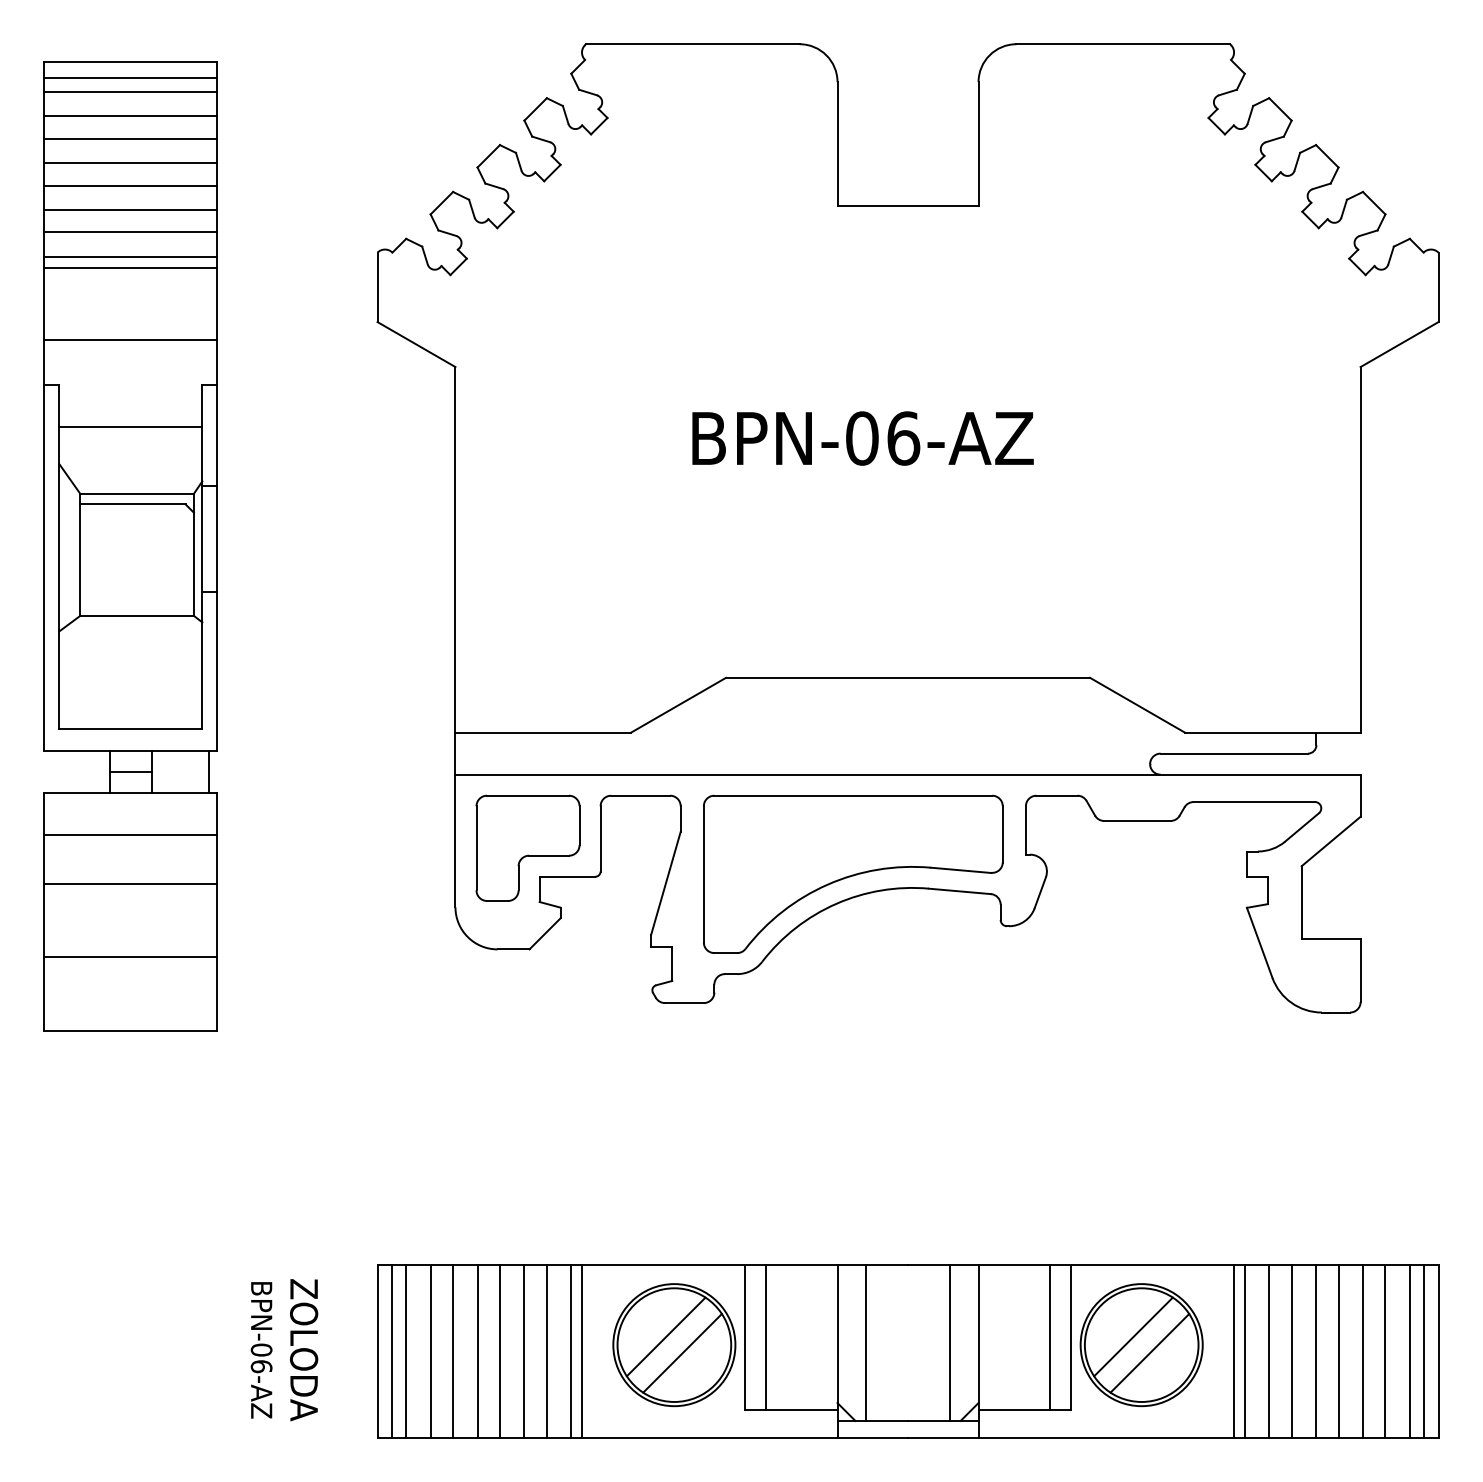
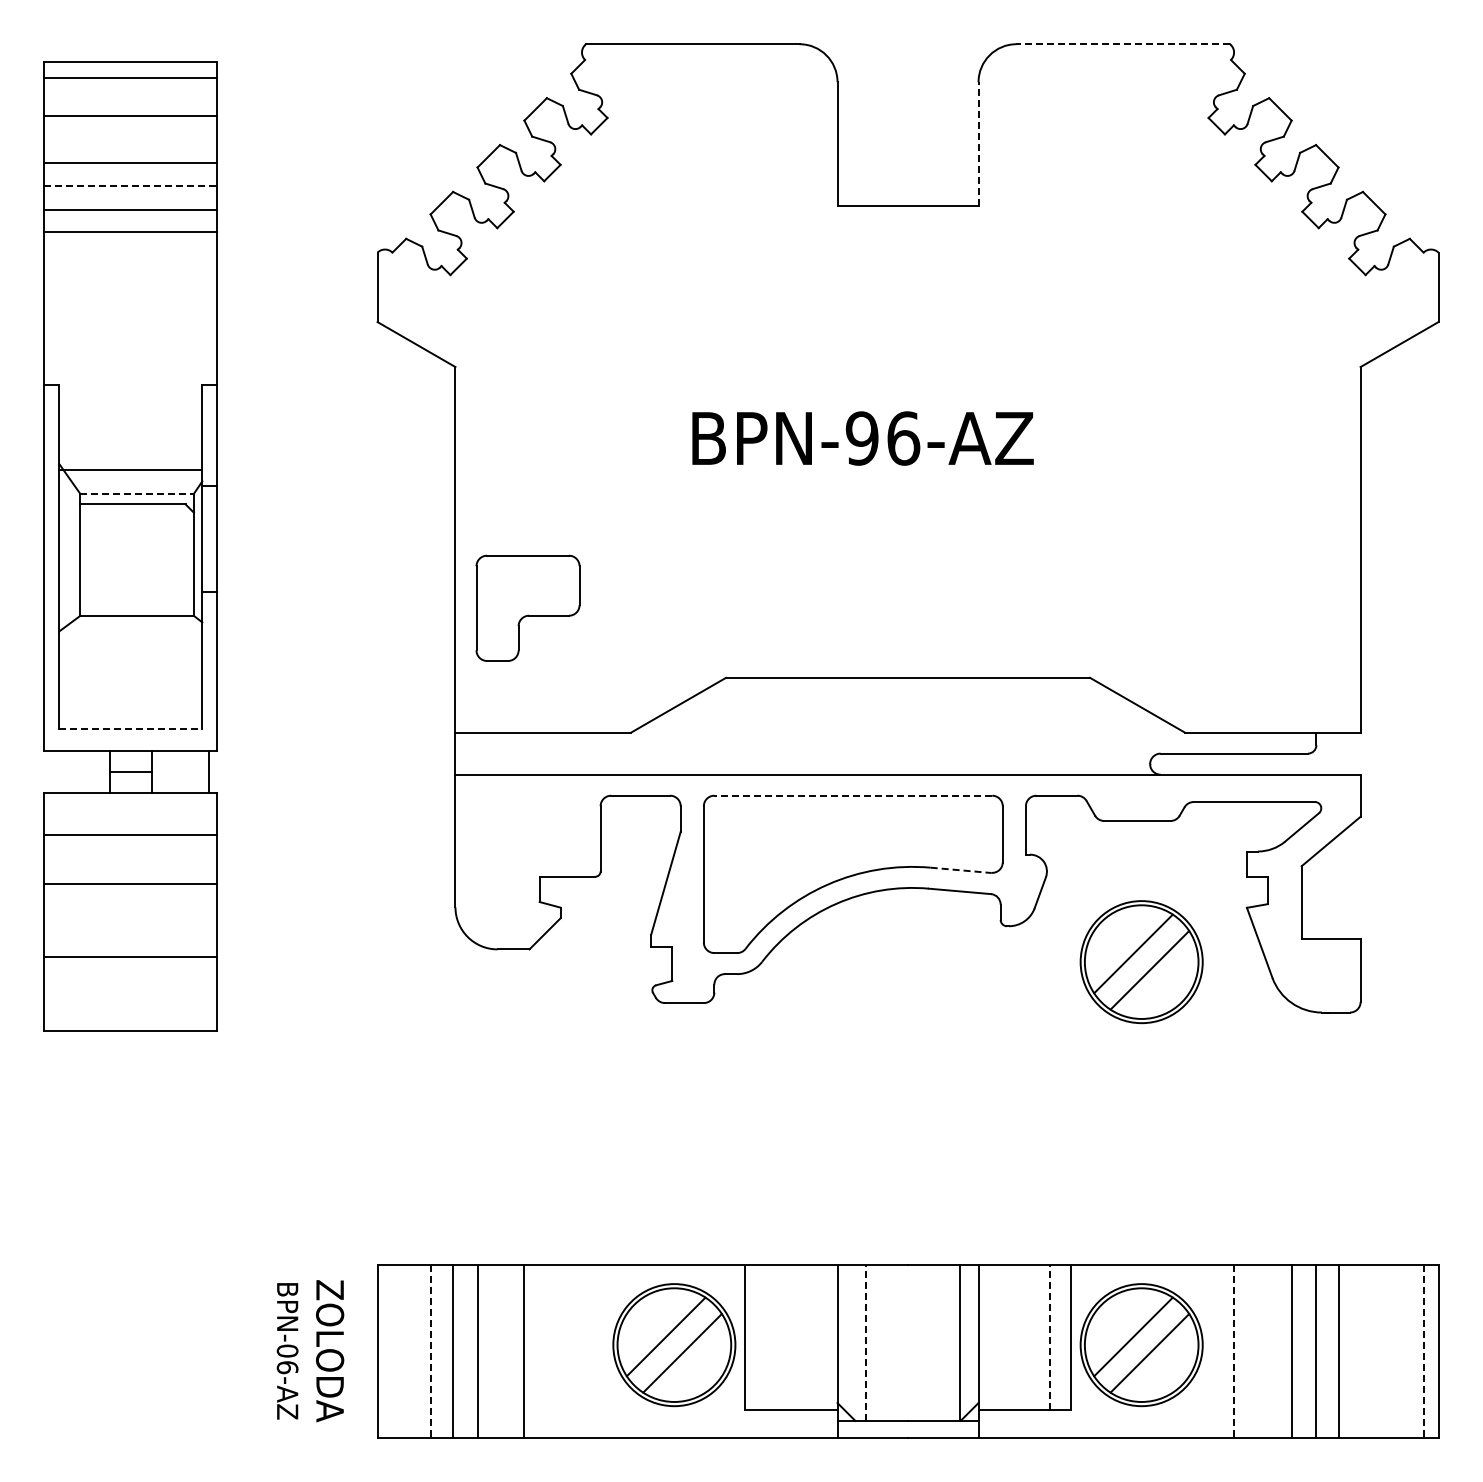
line: solid -> dashed (1123, 44)
line: present -> none (130, 91)
line: present -> none (130, 138)
line: solid -> dashed (978, 143)
line: solid -> dashed (131, 185)
line: present -> none (130, 256)
line: present -> none (130, 267)
line: present -> none (130, 340)
line position: (130, 427) -> (130, 470) (130, 470)
text: BPN-06-AZ -> BPN-96-AZ (861, 438)
line: solid -> dashed (137, 493)
line: solid -> dashed (130, 728)
line: solid -> dashed (853, 795)
part position: (527, 847) -> (527, 607) (527, 607)
line: solid -> dashed (961, 870)
part: none -> present (1141, 962)
line: present -> none (765, 1337)
line: solid -> dashed (1050, 1337)
line position: (950, 1342) -> (960, 1342) (960, 1342)
line: solid -> dashed (865, 1343)
text position: (284, 1350) -> (310, 1351) (310, 1351)
line: present -> none (392, 1351)
line: present -> none (406, 1351)
line: solid -> dashed (430, 1351)
line: present -> none (499, 1351)
line: present -> none (546, 1351)
line: present -> none (571, 1351)
line: present -> none (582, 1351)
line: solid -> dashed (1234, 1351)
line: present -> none (1244, 1351)
line: present -> none (1269, 1351)
line: present -> none (1362, 1351)
line: present -> none (1385, 1351)
line: present -> none (1409, 1351)
line: solid -> dashed (1423, 1351)
